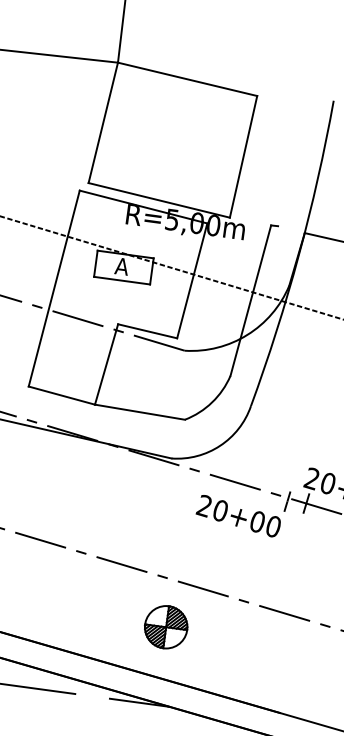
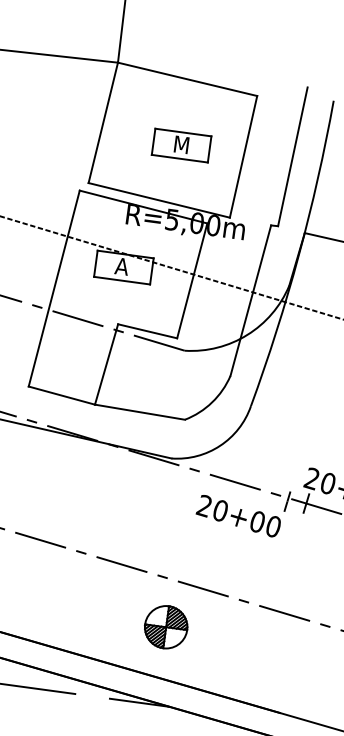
part: none -> present (181, 145)
line: none -> present (292, 156)
